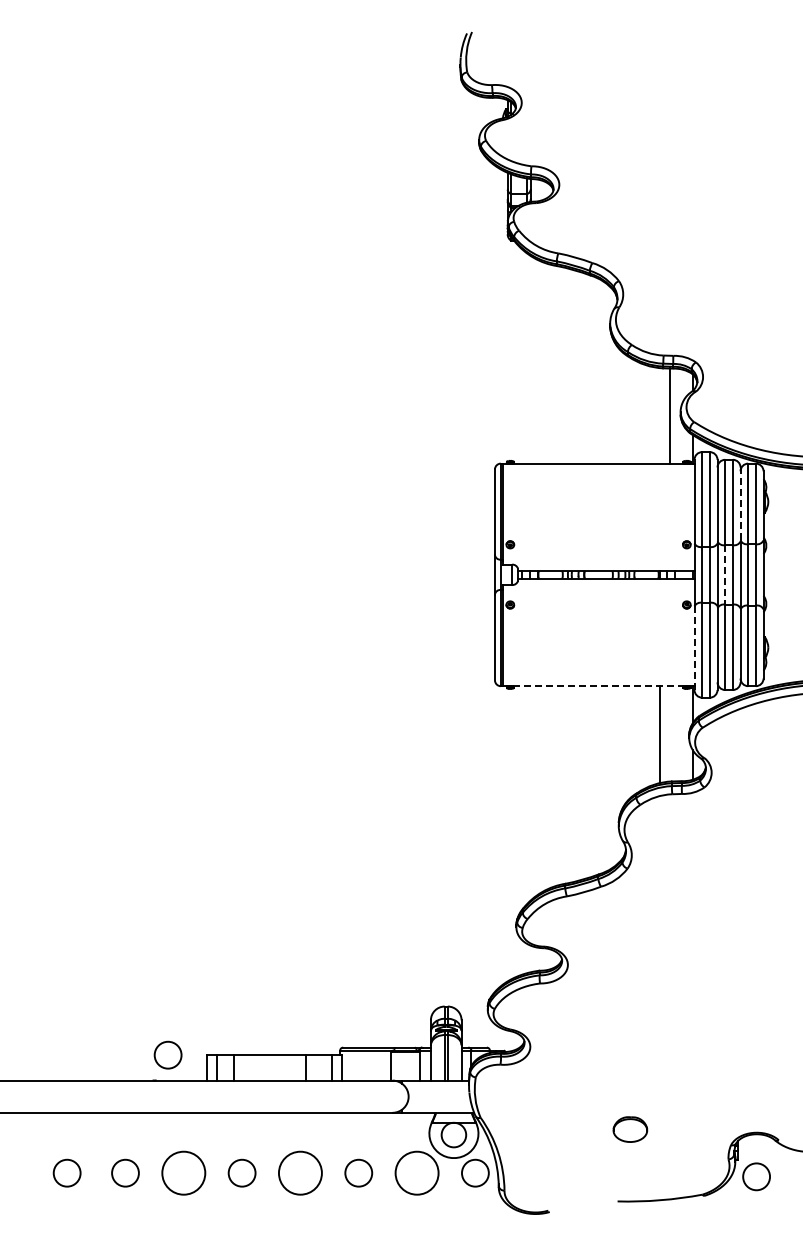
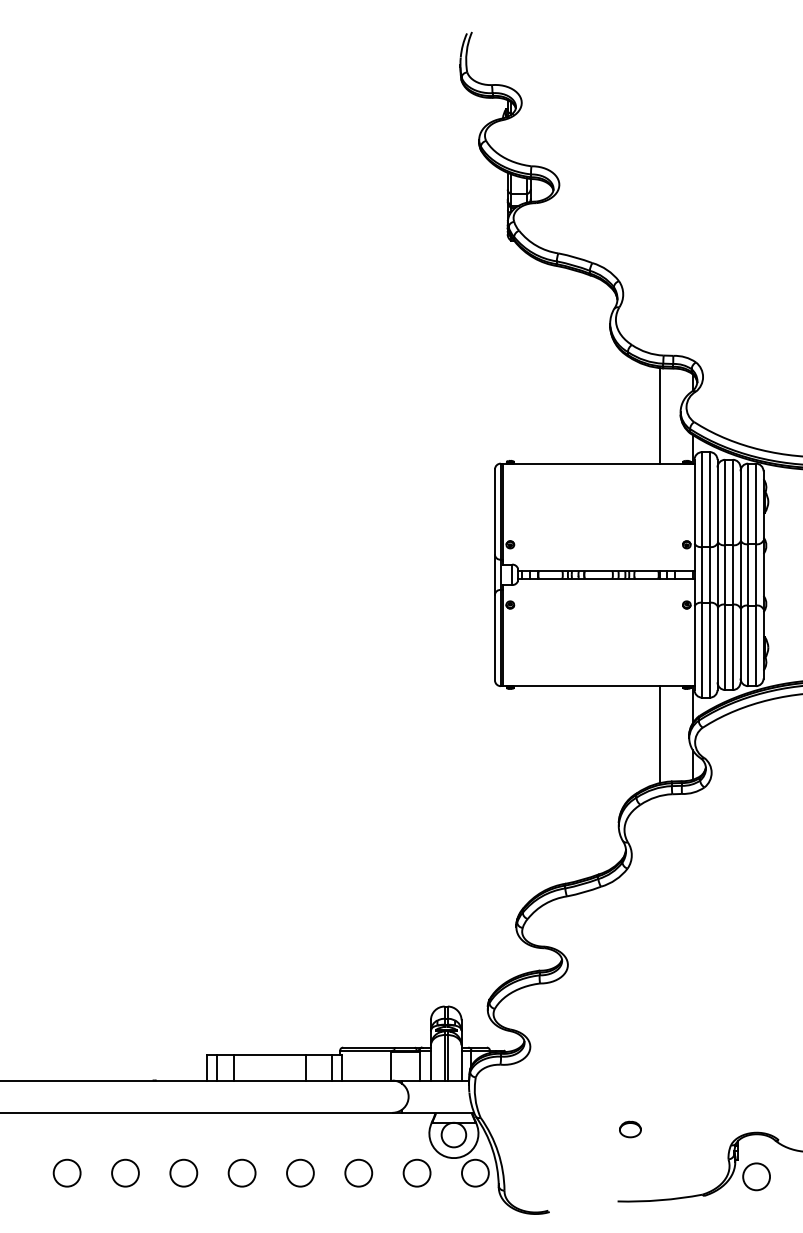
line position: (670, 415) -> (660, 415) (660, 415)
line: dashed -> solid (740, 504)
line: dashed -> solid (725, 574)
line: dashed -> solid (694, 648)
line: dashed -> solid (599, 686)
circle: present -> none (167, 1054)
part size: 37x27 px -> 23x19 px (630, 1129)
circle diameter: 43 px -> 27 px (183, 1172)
circle diameter: 43 px -> 27 px (300, 1172)
circle diameter: 43 px -> 27 px (416, 1172)
